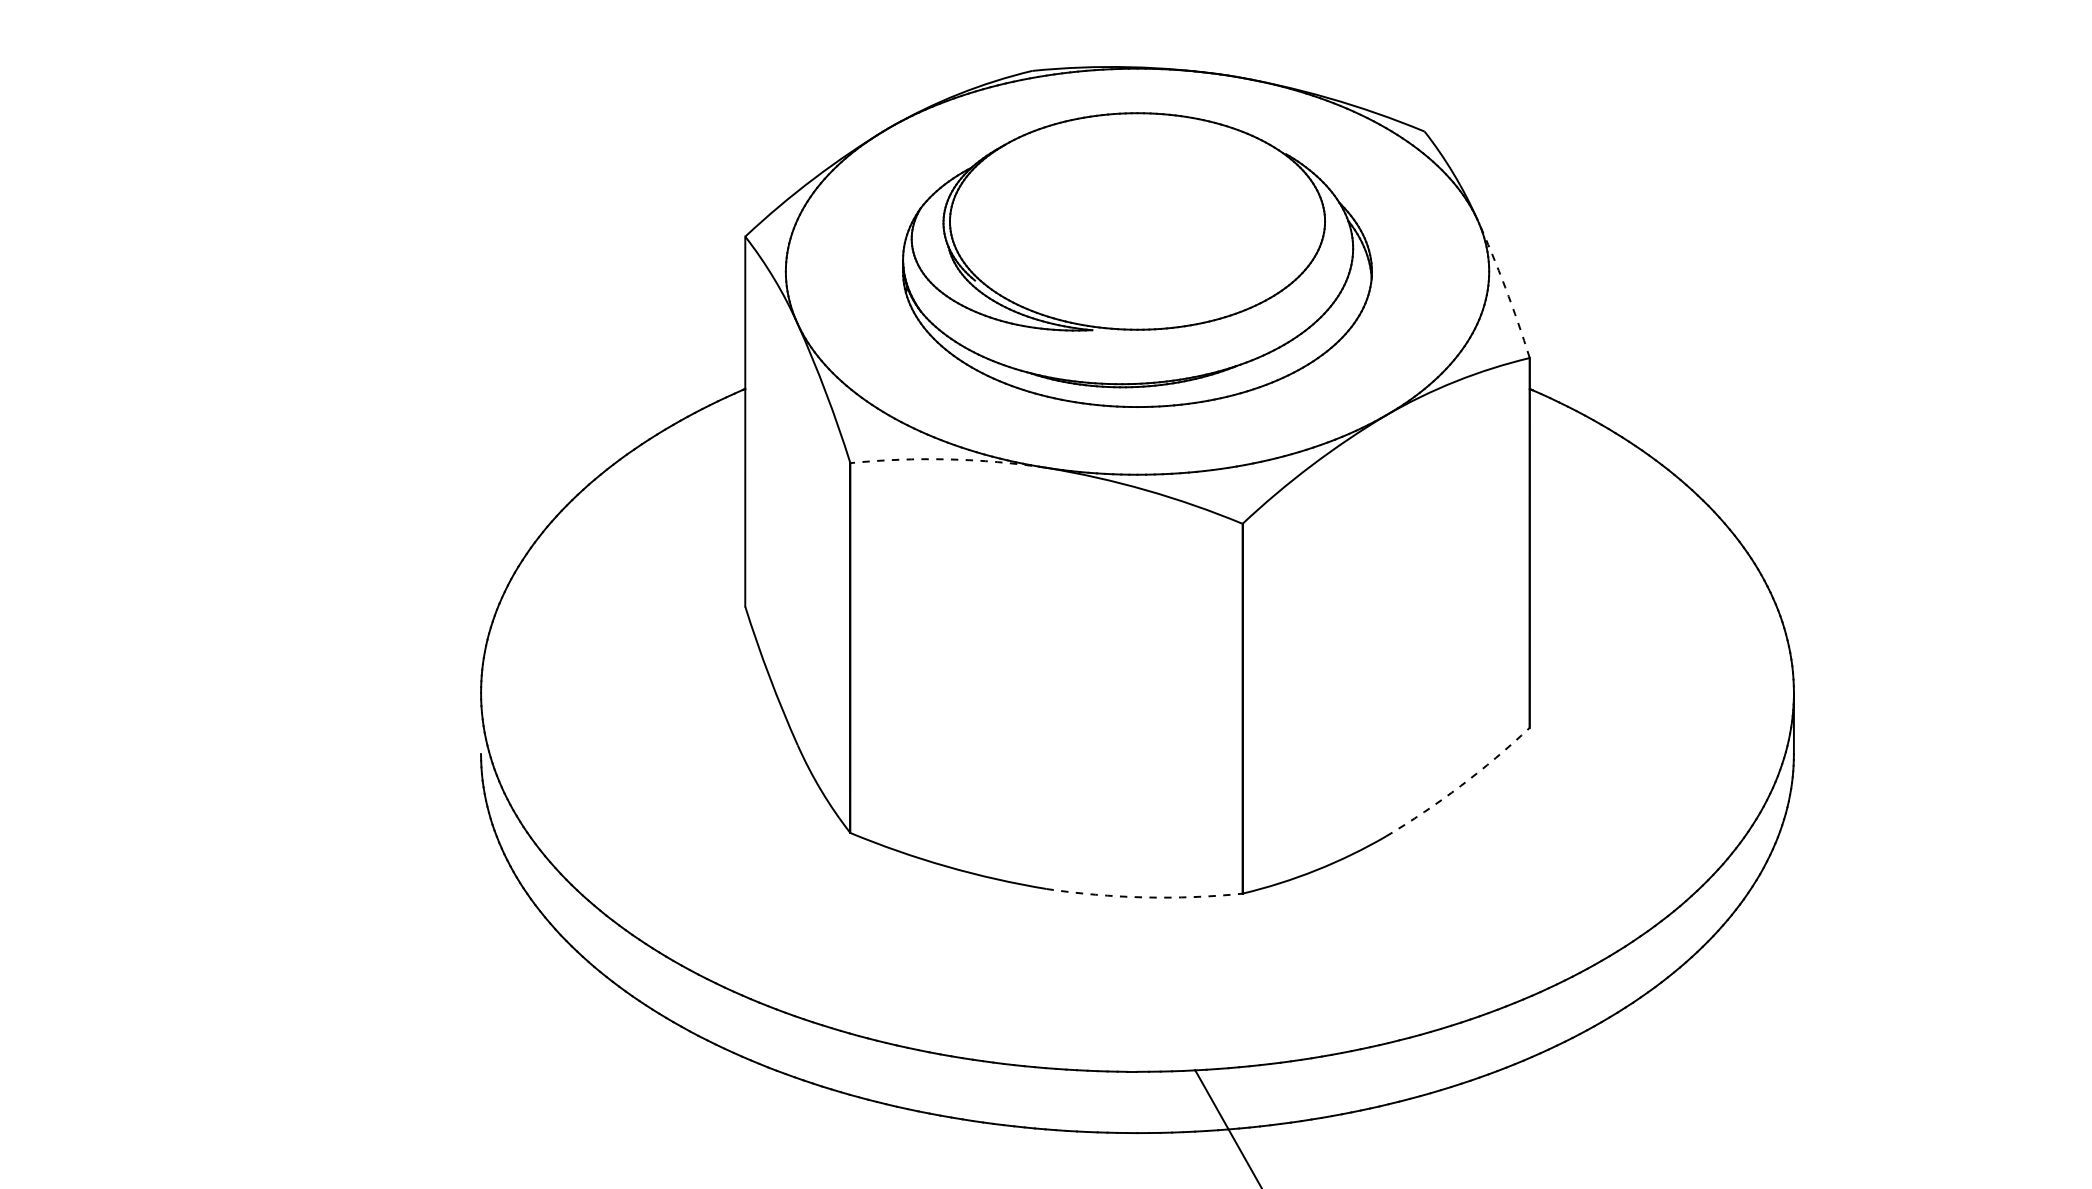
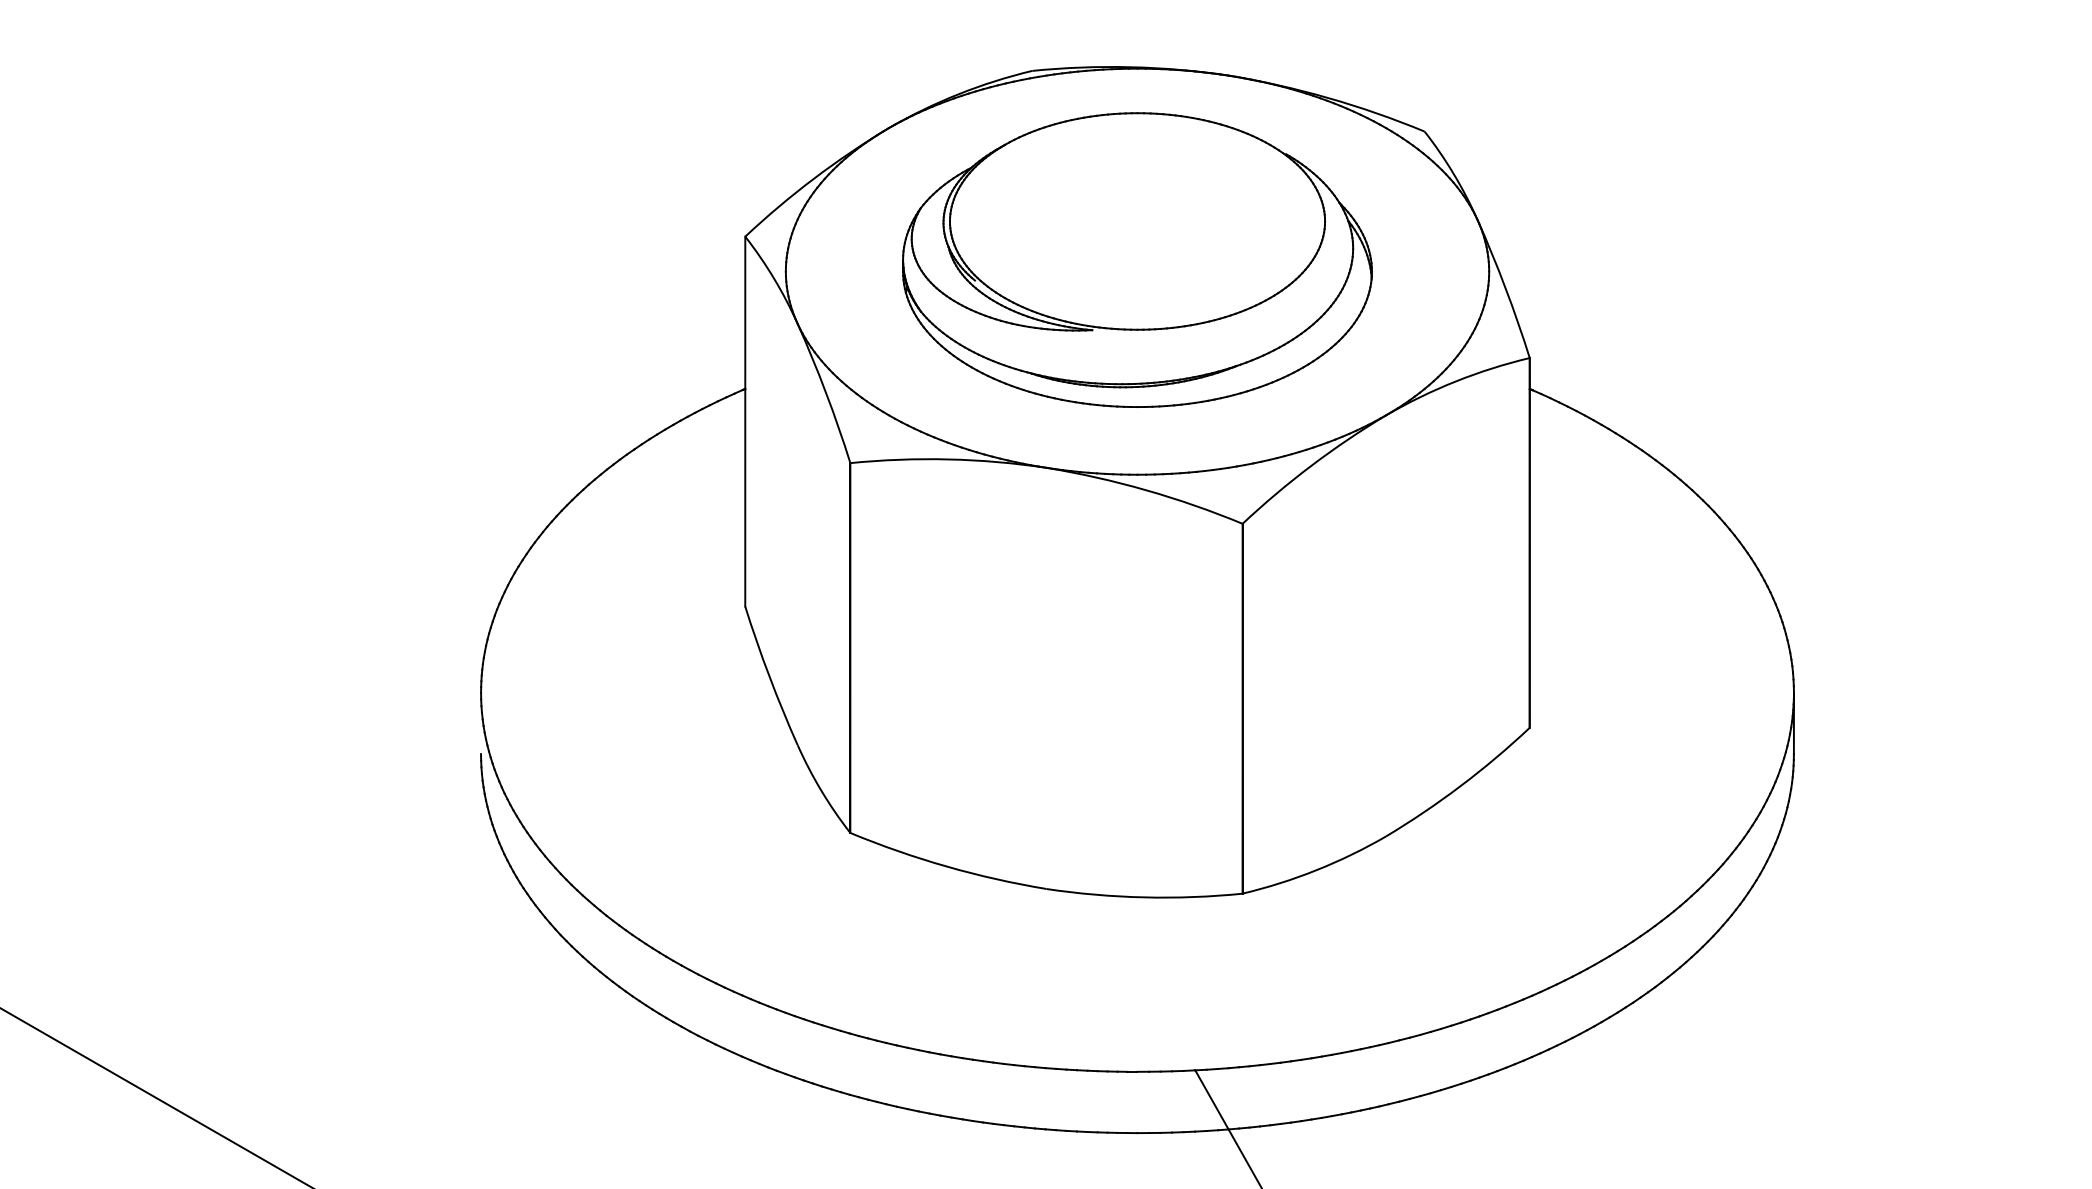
arc: dashed -> solid (1505, 287)
arc: dashed -> solid (948, 459)
arc: dashed -> solid (1460, 785)
arc: dashed -> solid (1144, 897)
line: none -> present (155, 1097)
